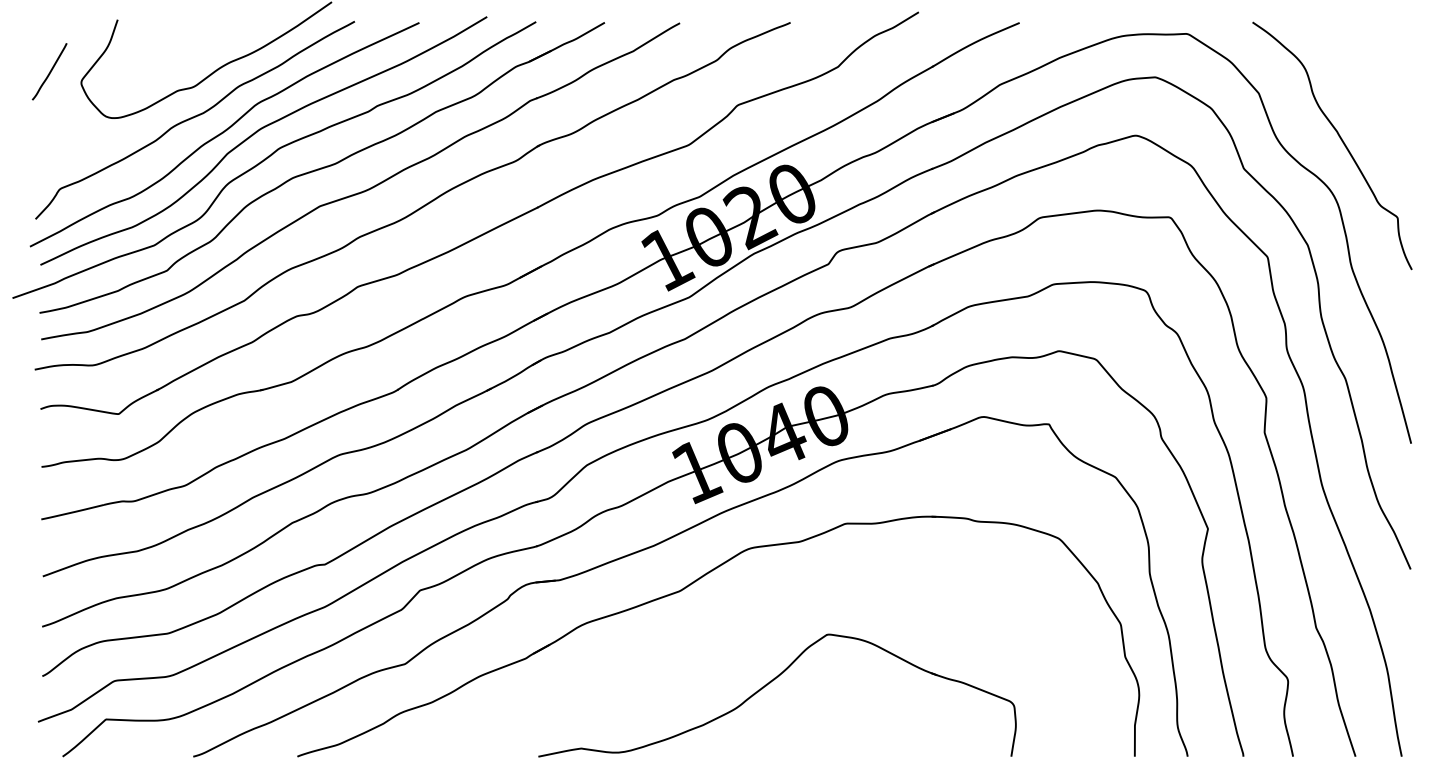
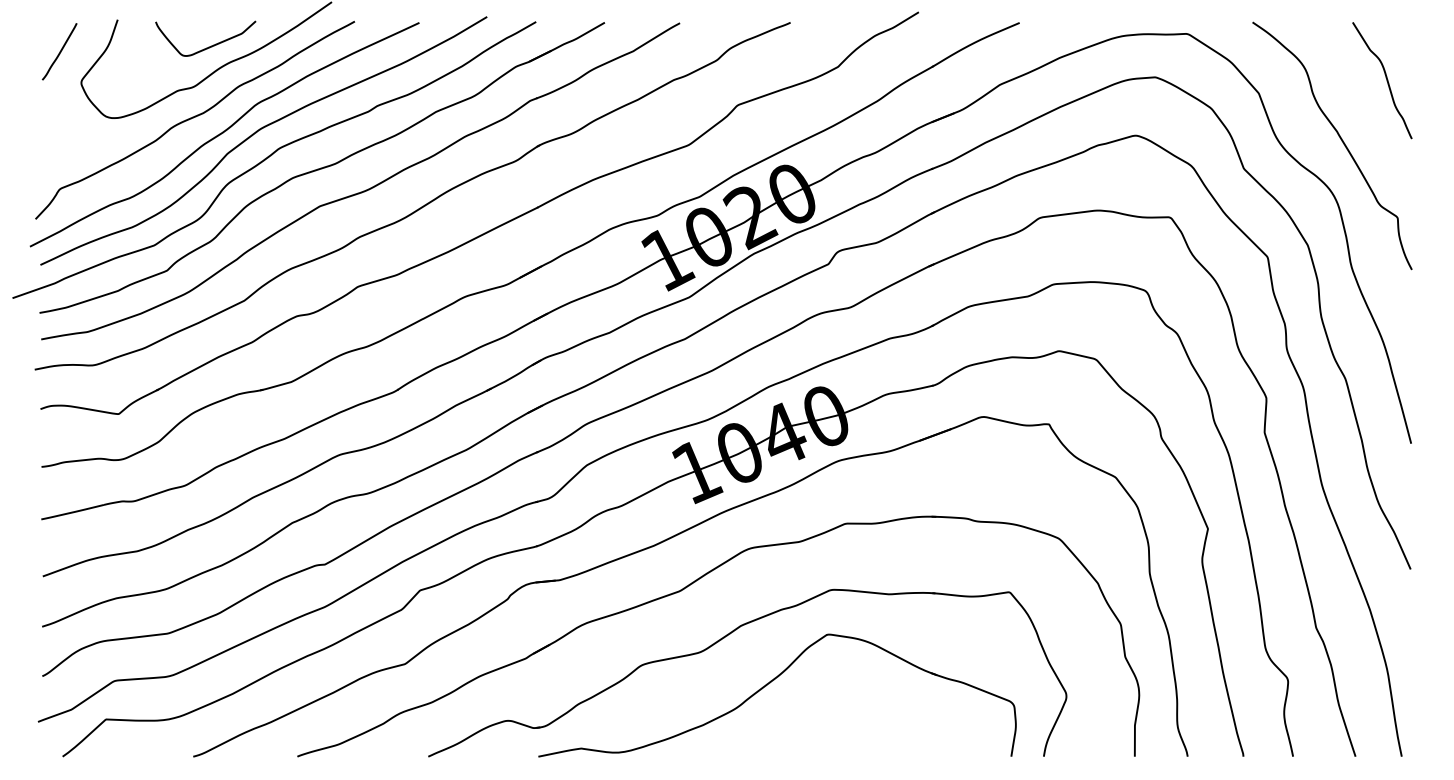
curve: none -> present (208, 46)
line position: (49, 71) -> (59, 51) (59, 51)
curve: none -> present (1386, 80)
part: none -> present (724, 638)
